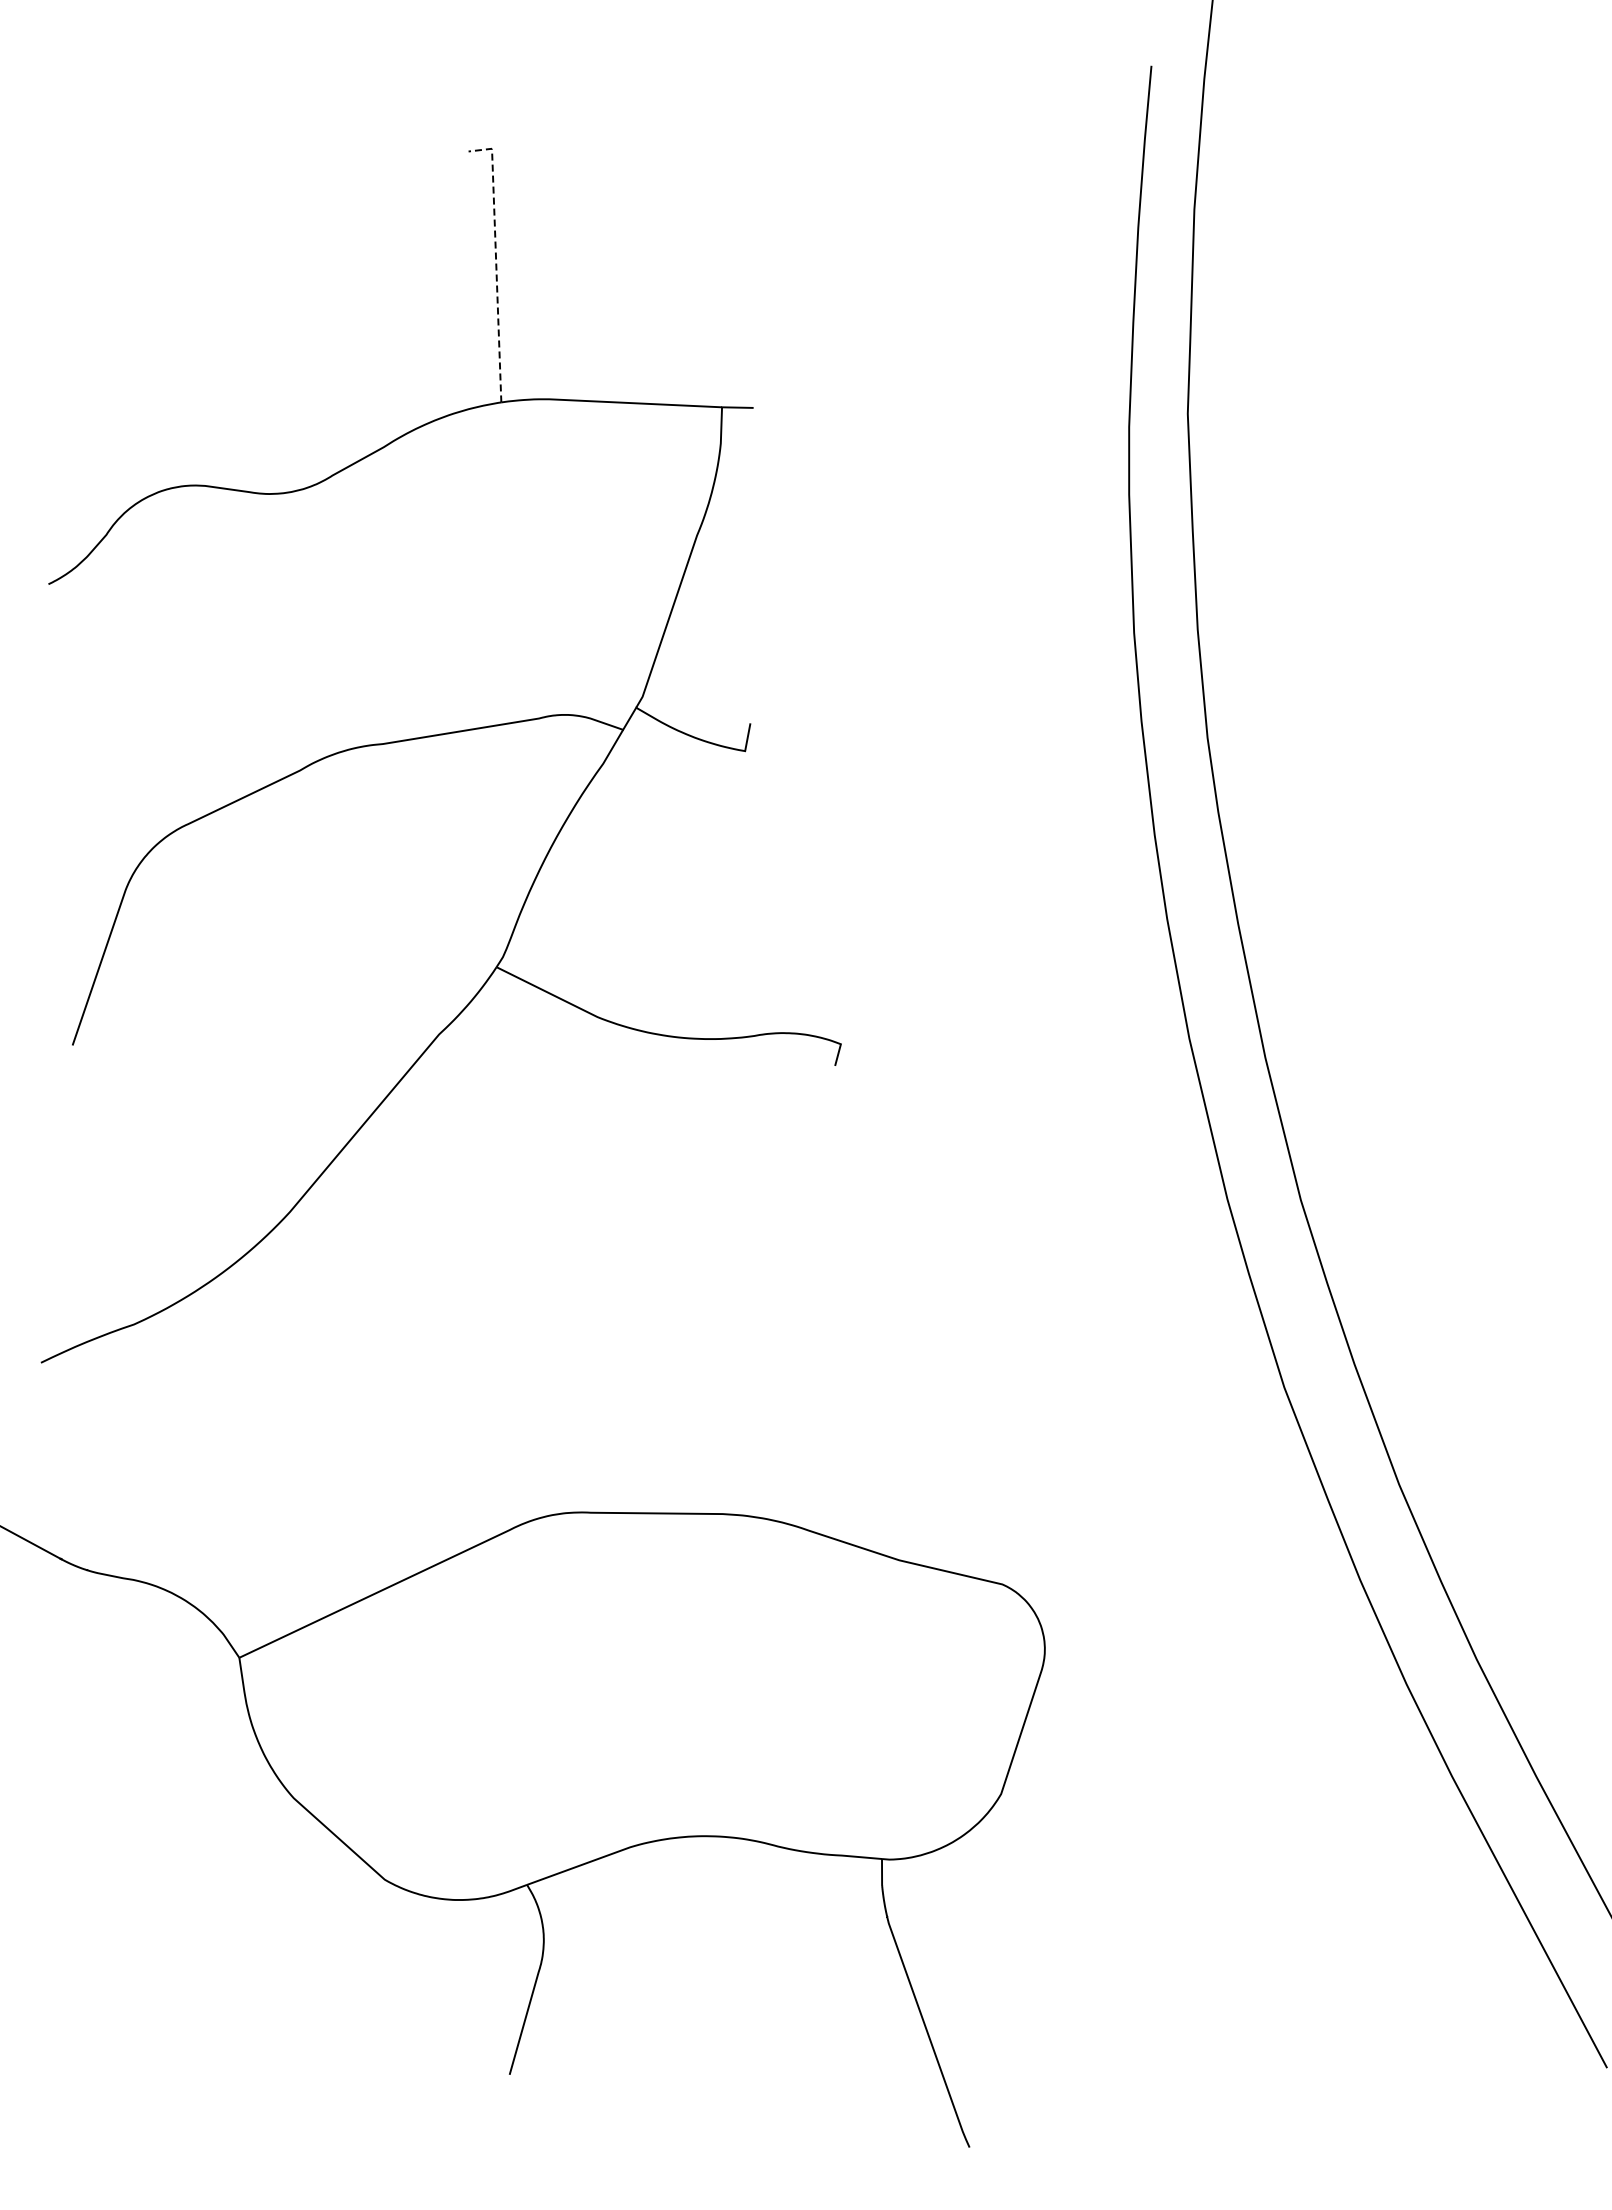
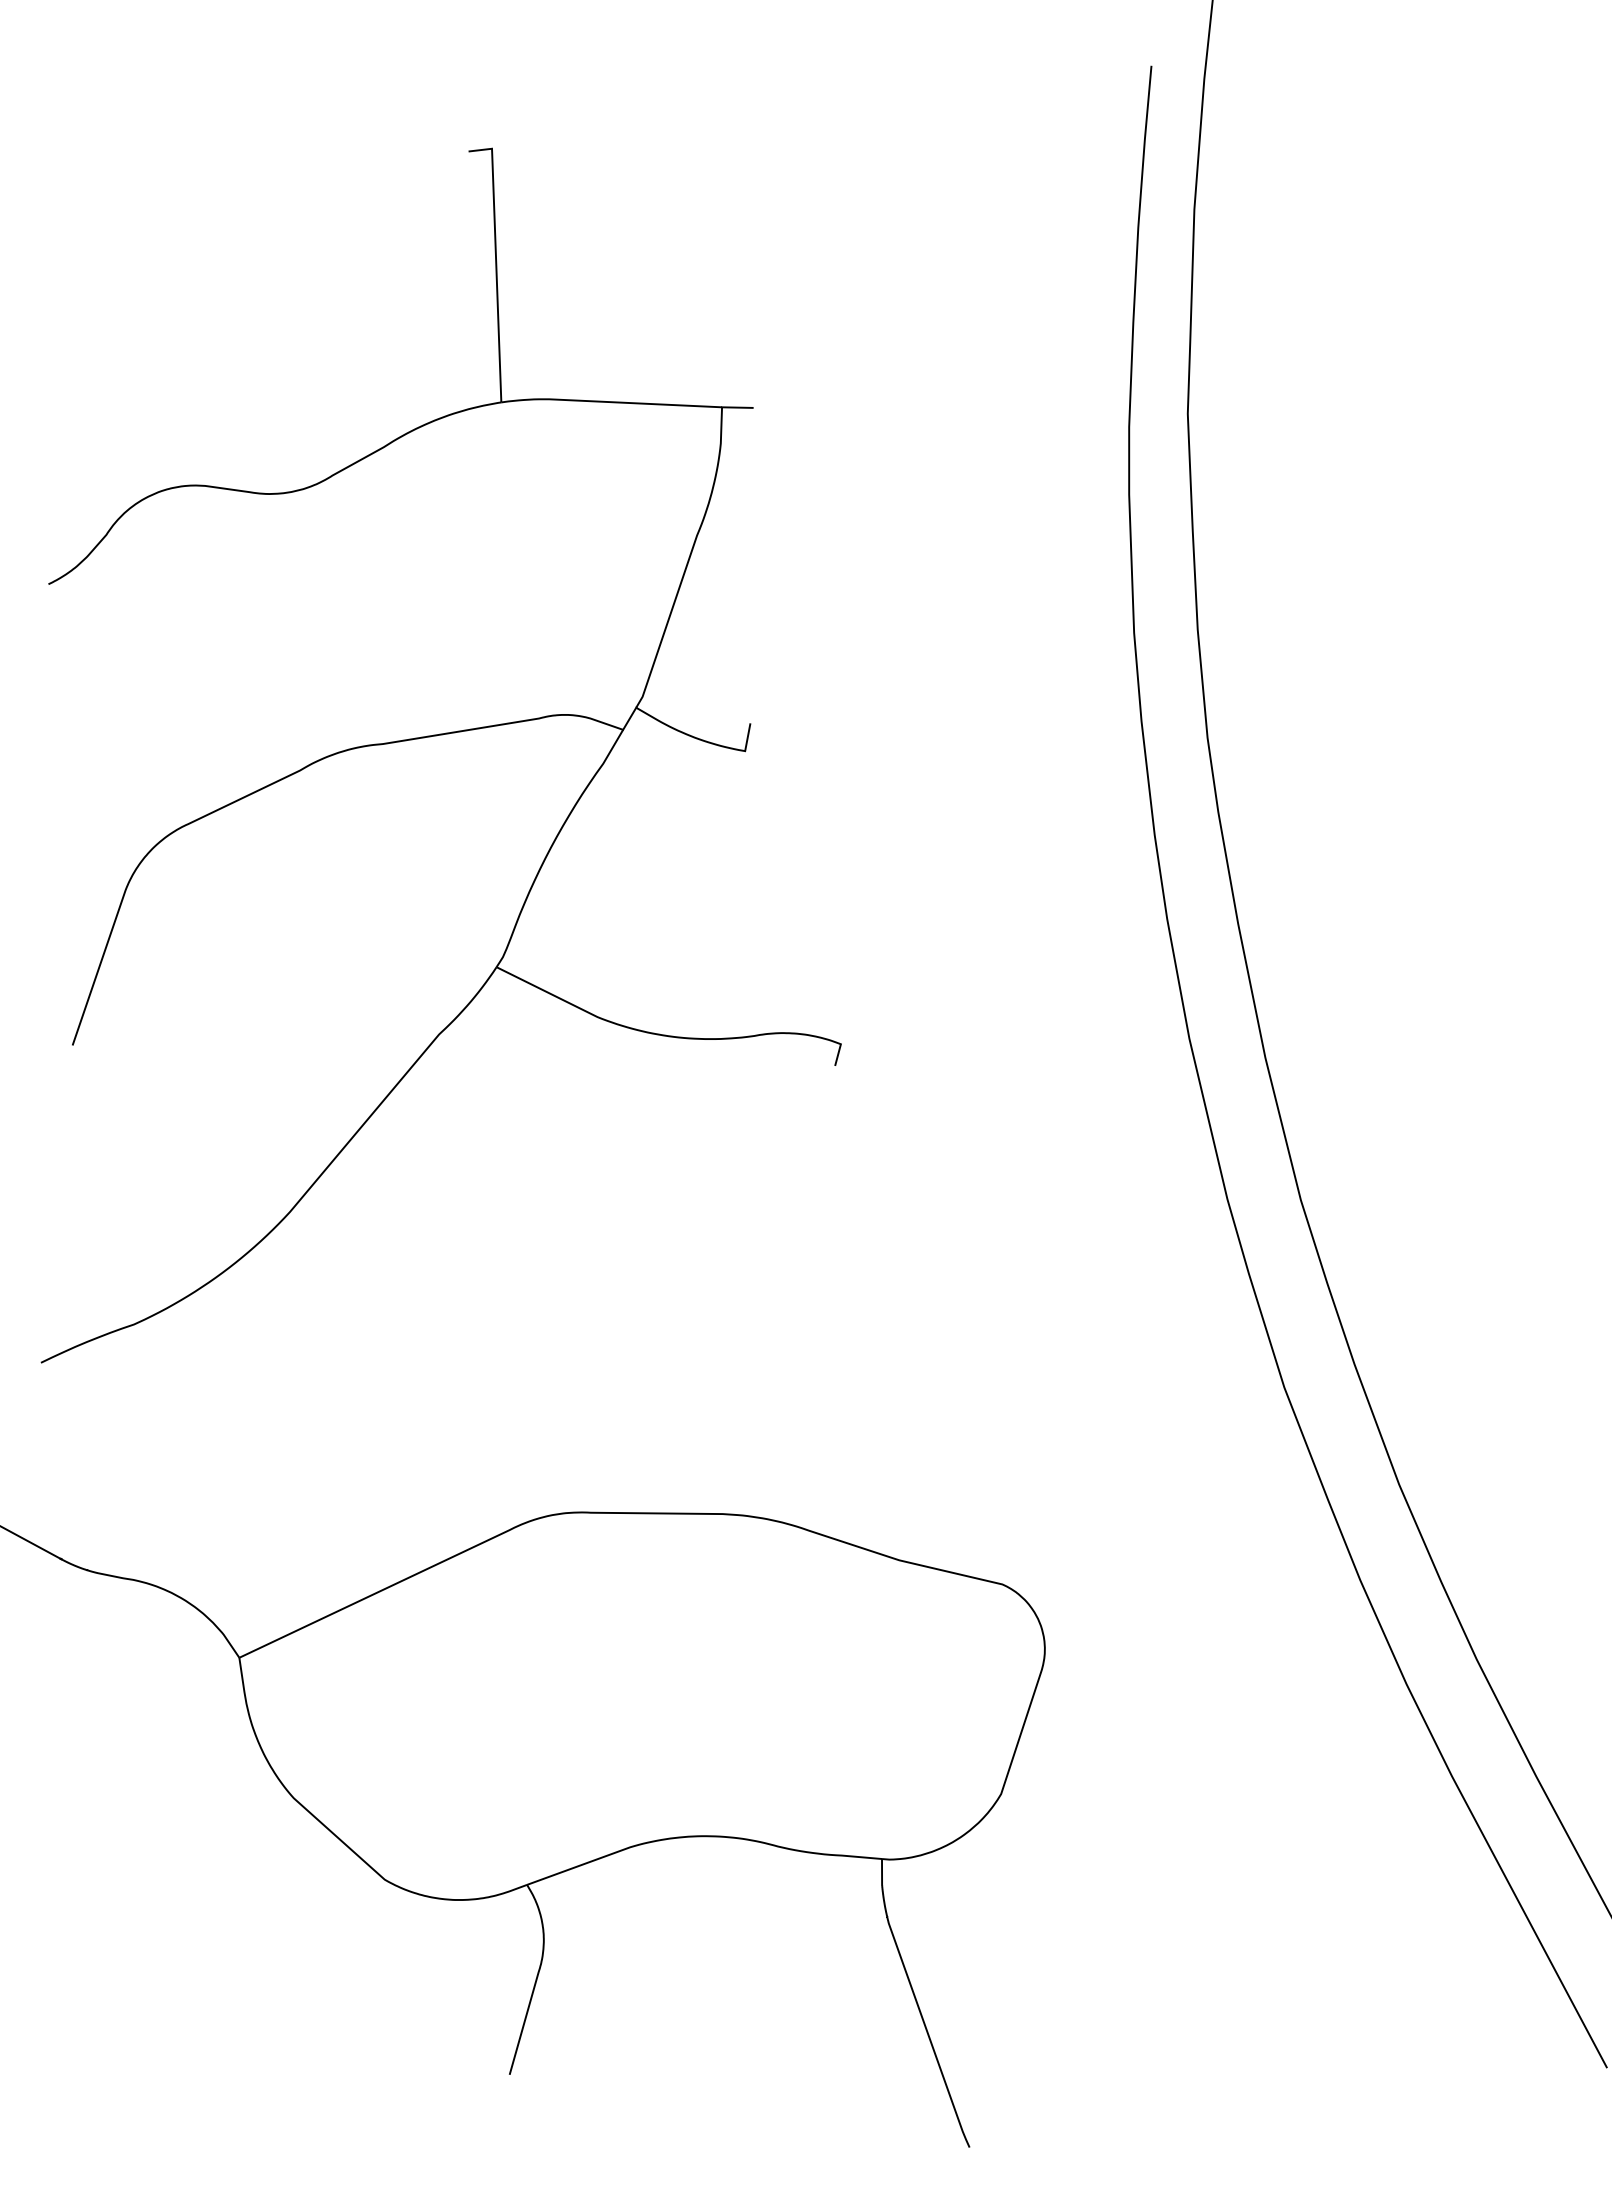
line: dashed -> solid (496, 262)
